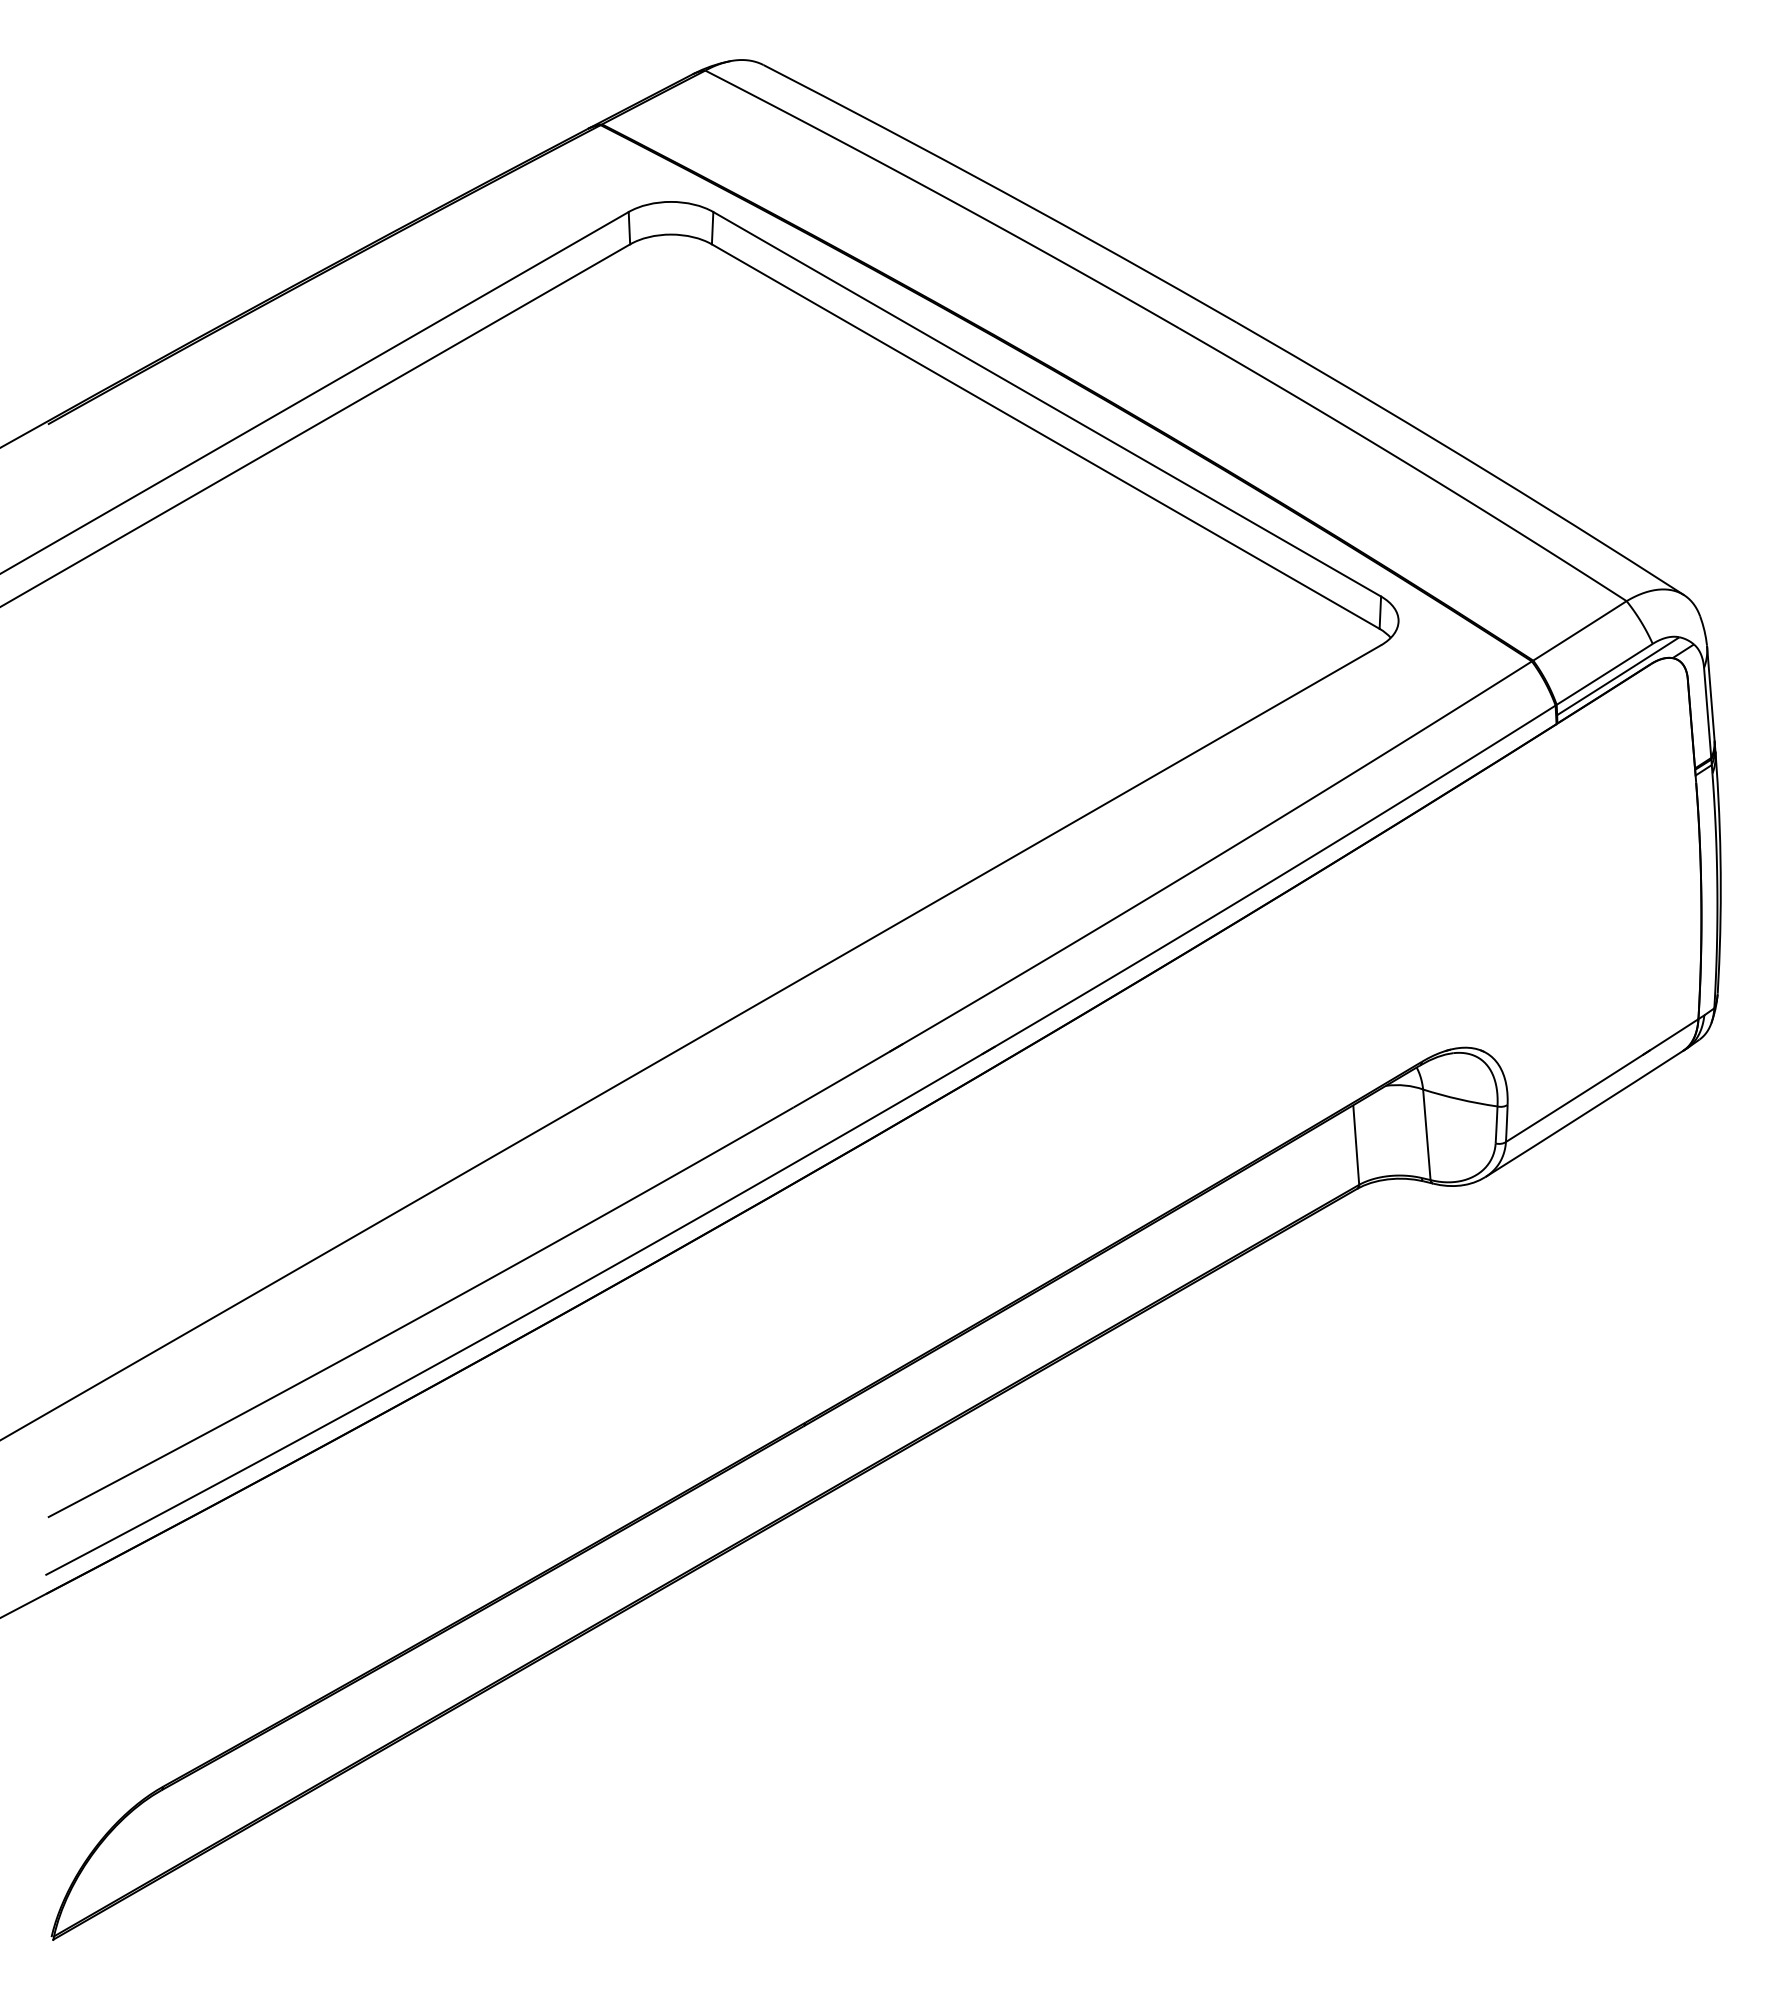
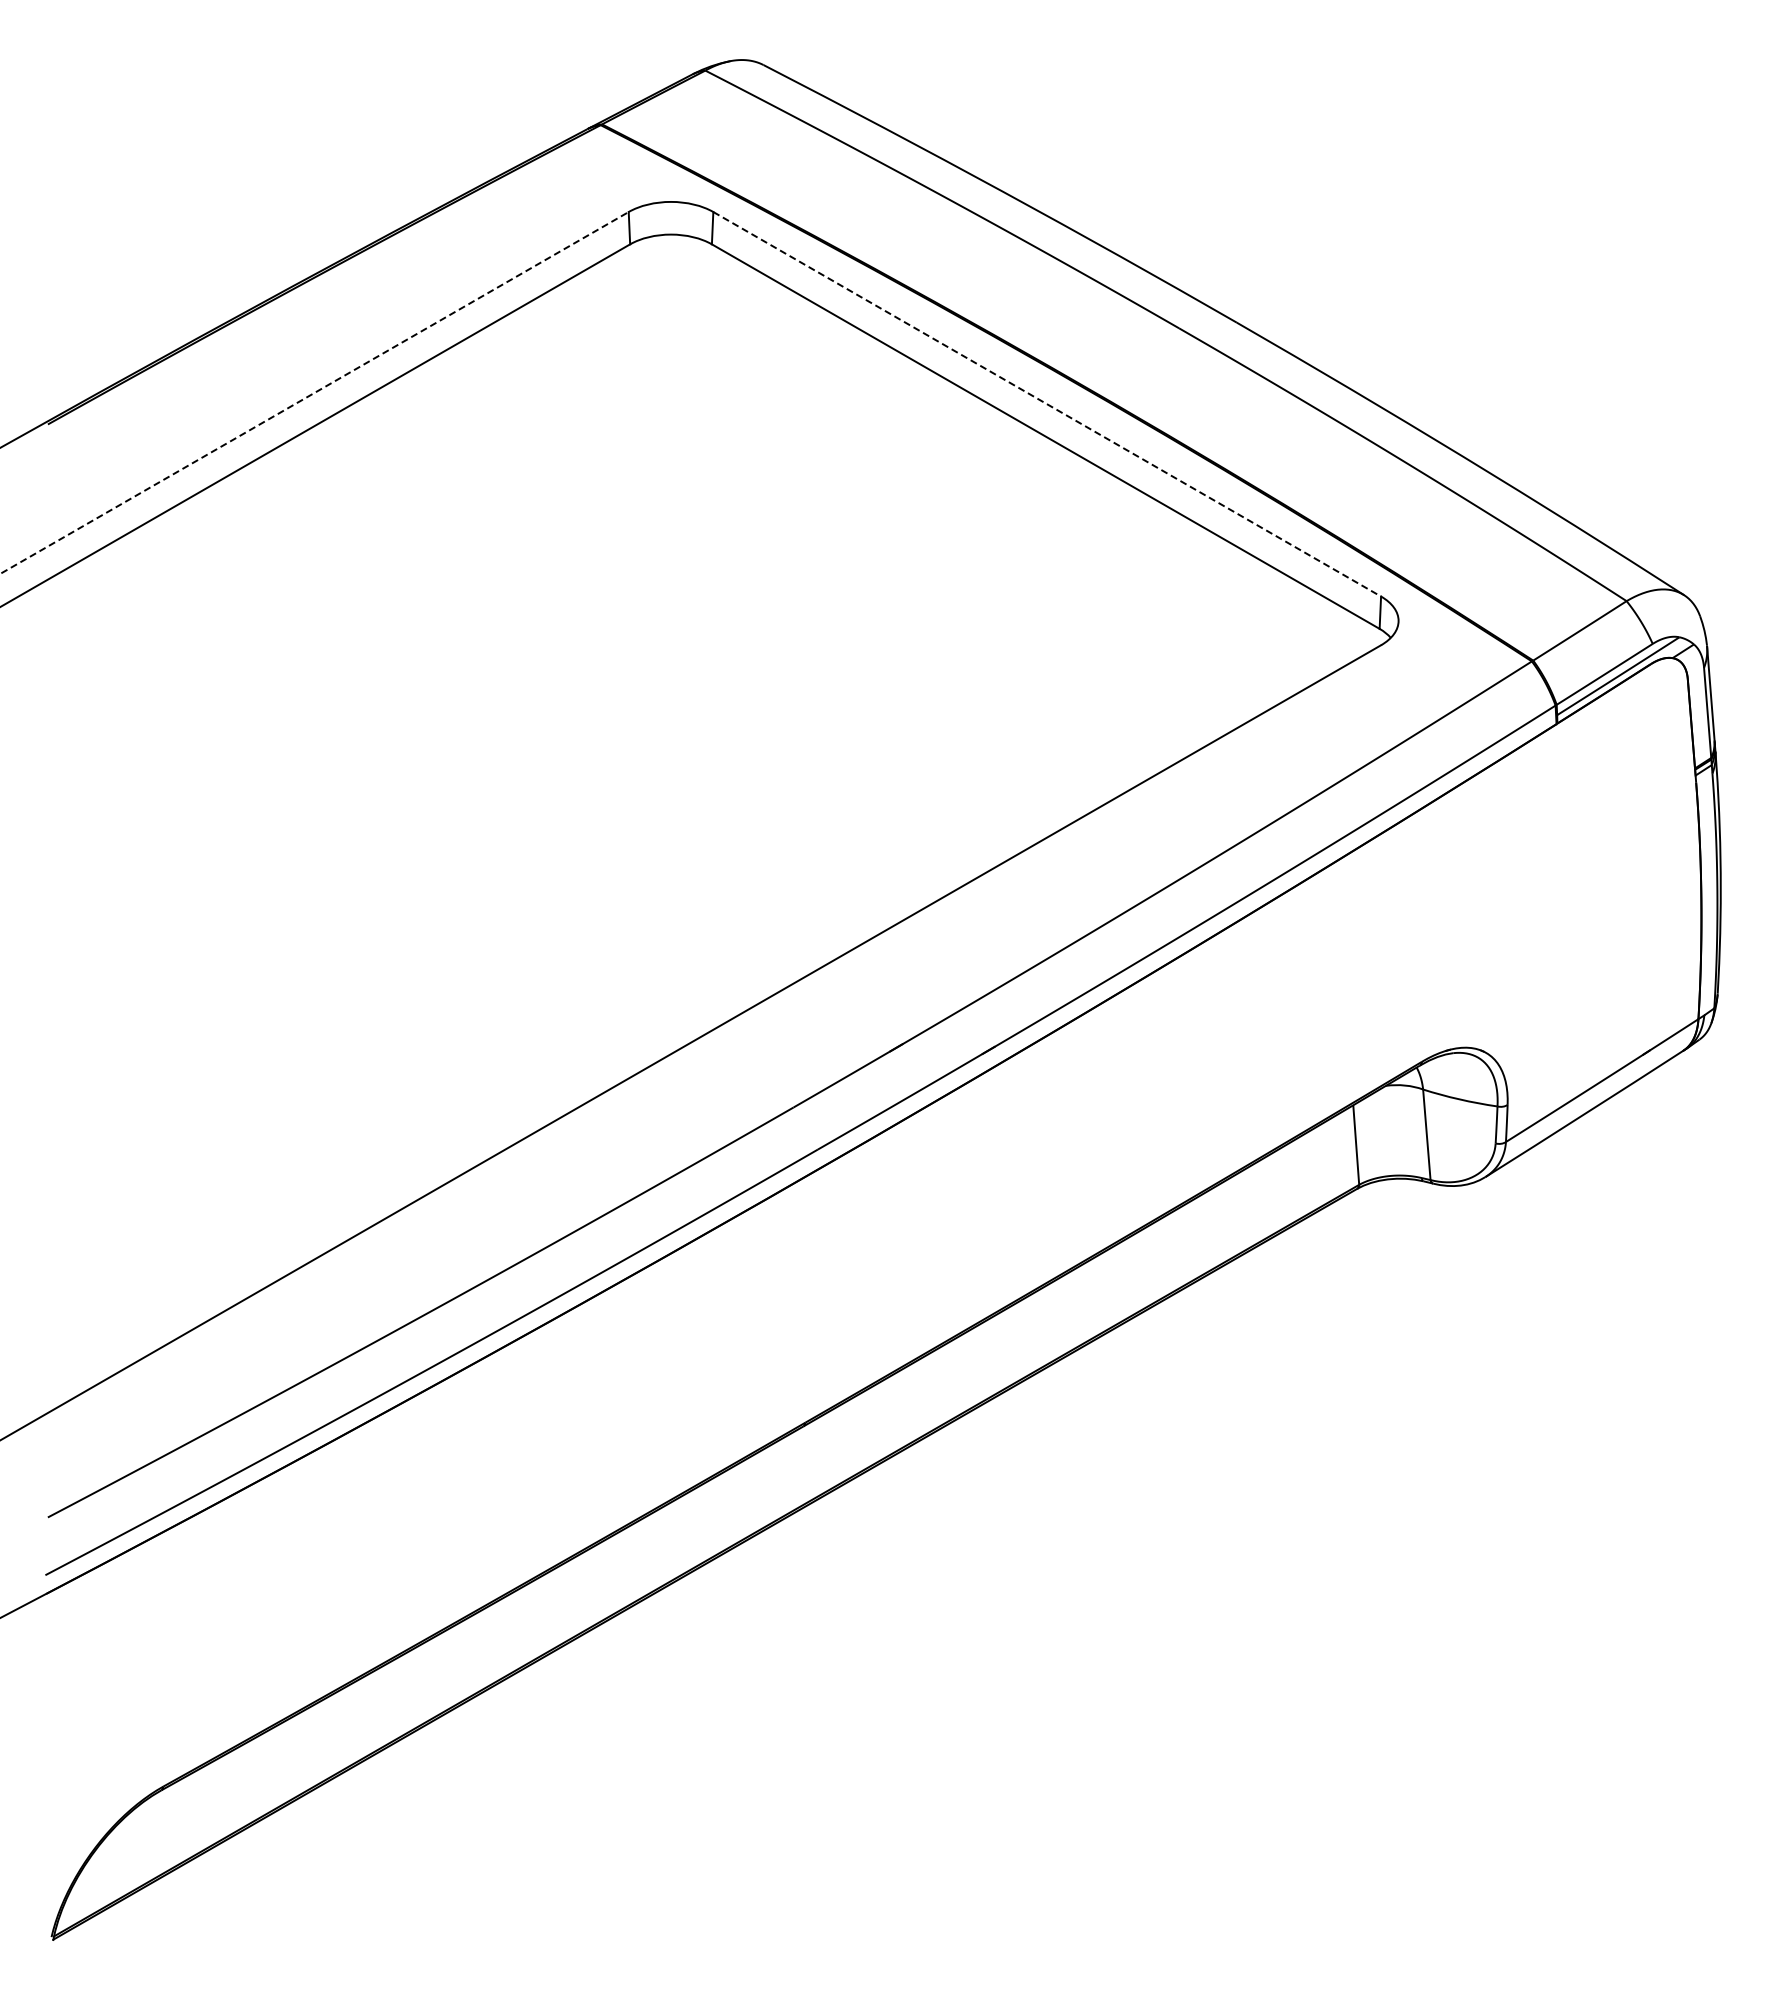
line: solid -> dashed (315, 392)
line: solid -> dashed (1047, 404)
